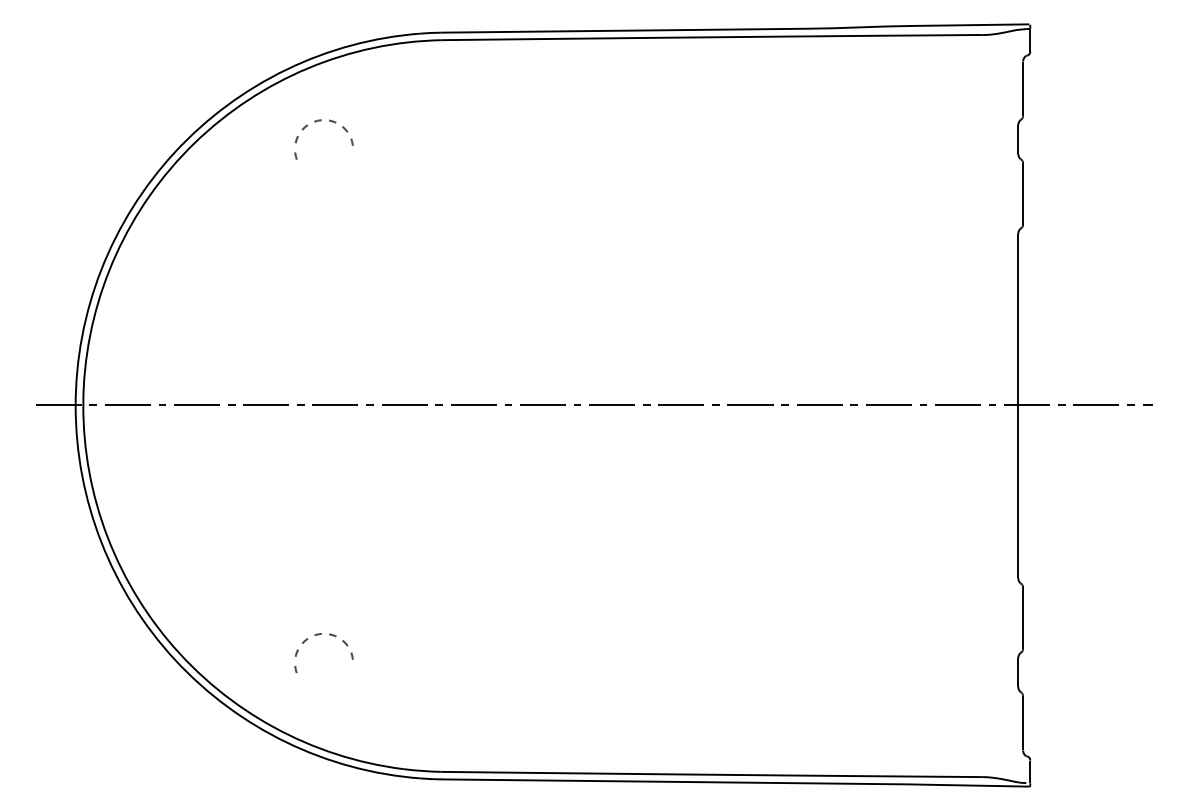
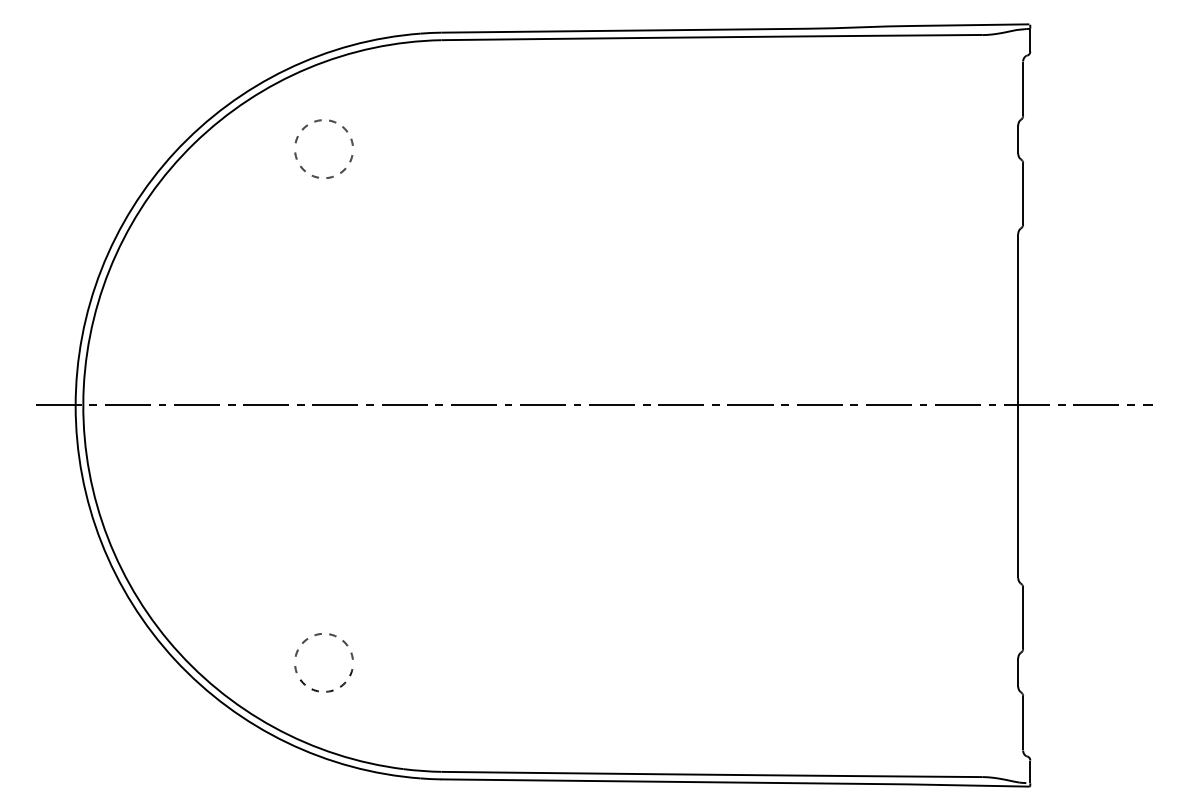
part: none -> present (329, 176)
part: none -> present (327, 690)
